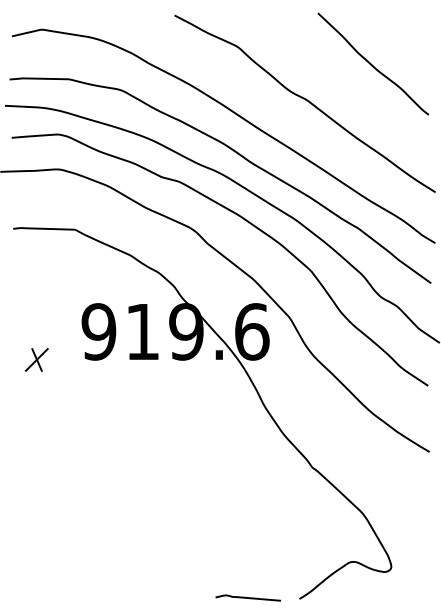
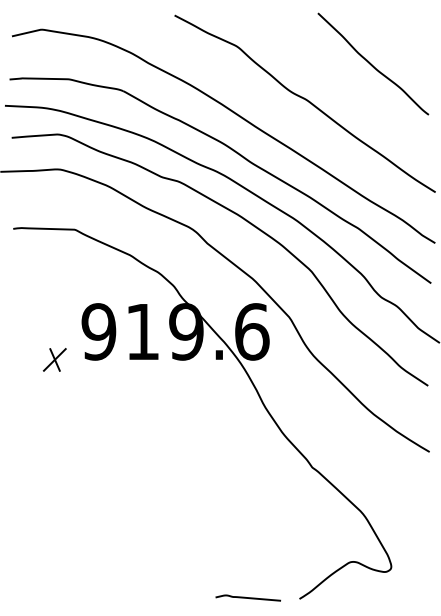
part position: (36, 359) -> (54, 359) (54, 359)
